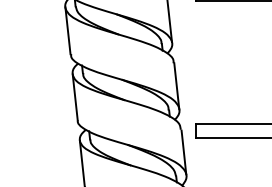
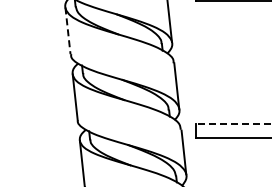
line: solid -> dashed (67, 30)
line: solid -> dashed (233, 123)
